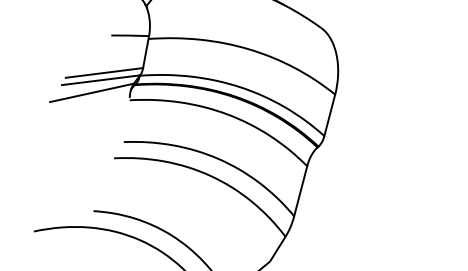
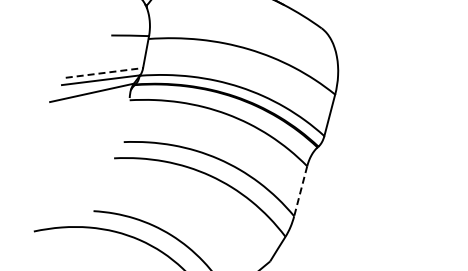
line: solid -> dashed (104, 72)
line: solid -> dashed (300, 191)
